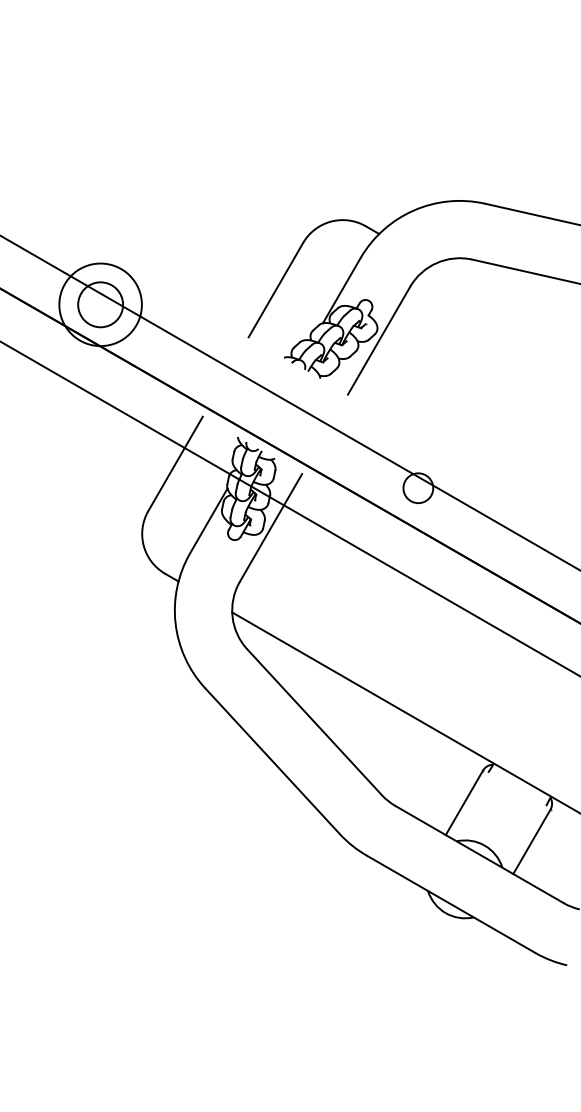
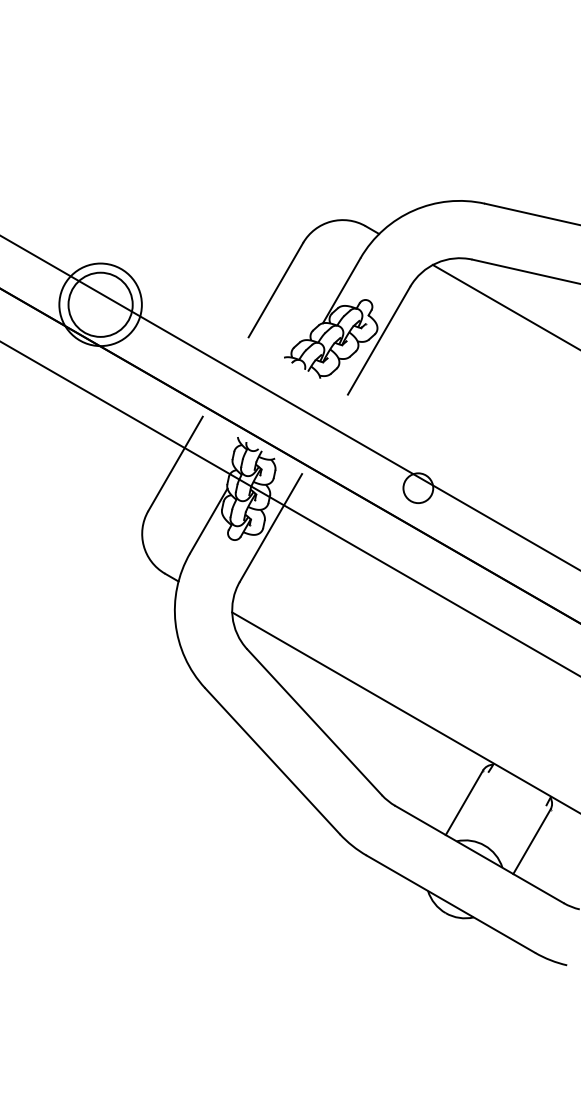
circle diameter: 45 px -> 64 px (100, 304)
line: none -> present (504, 306)
